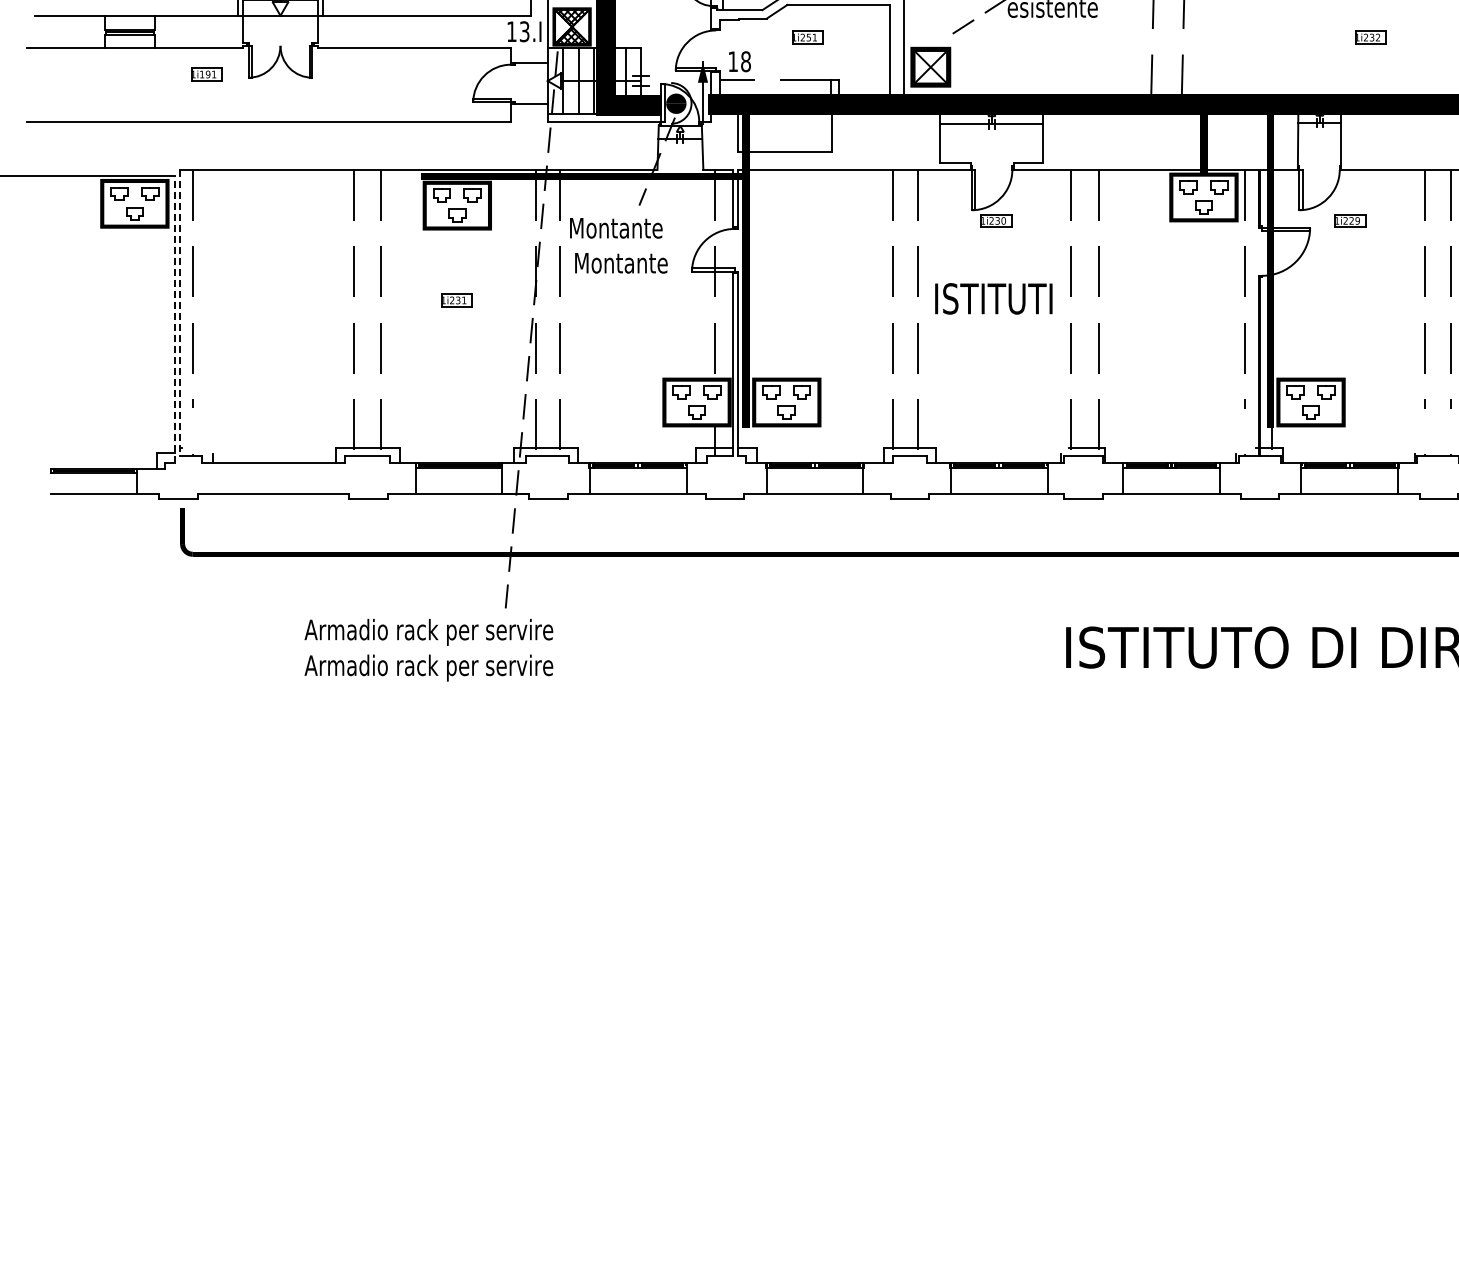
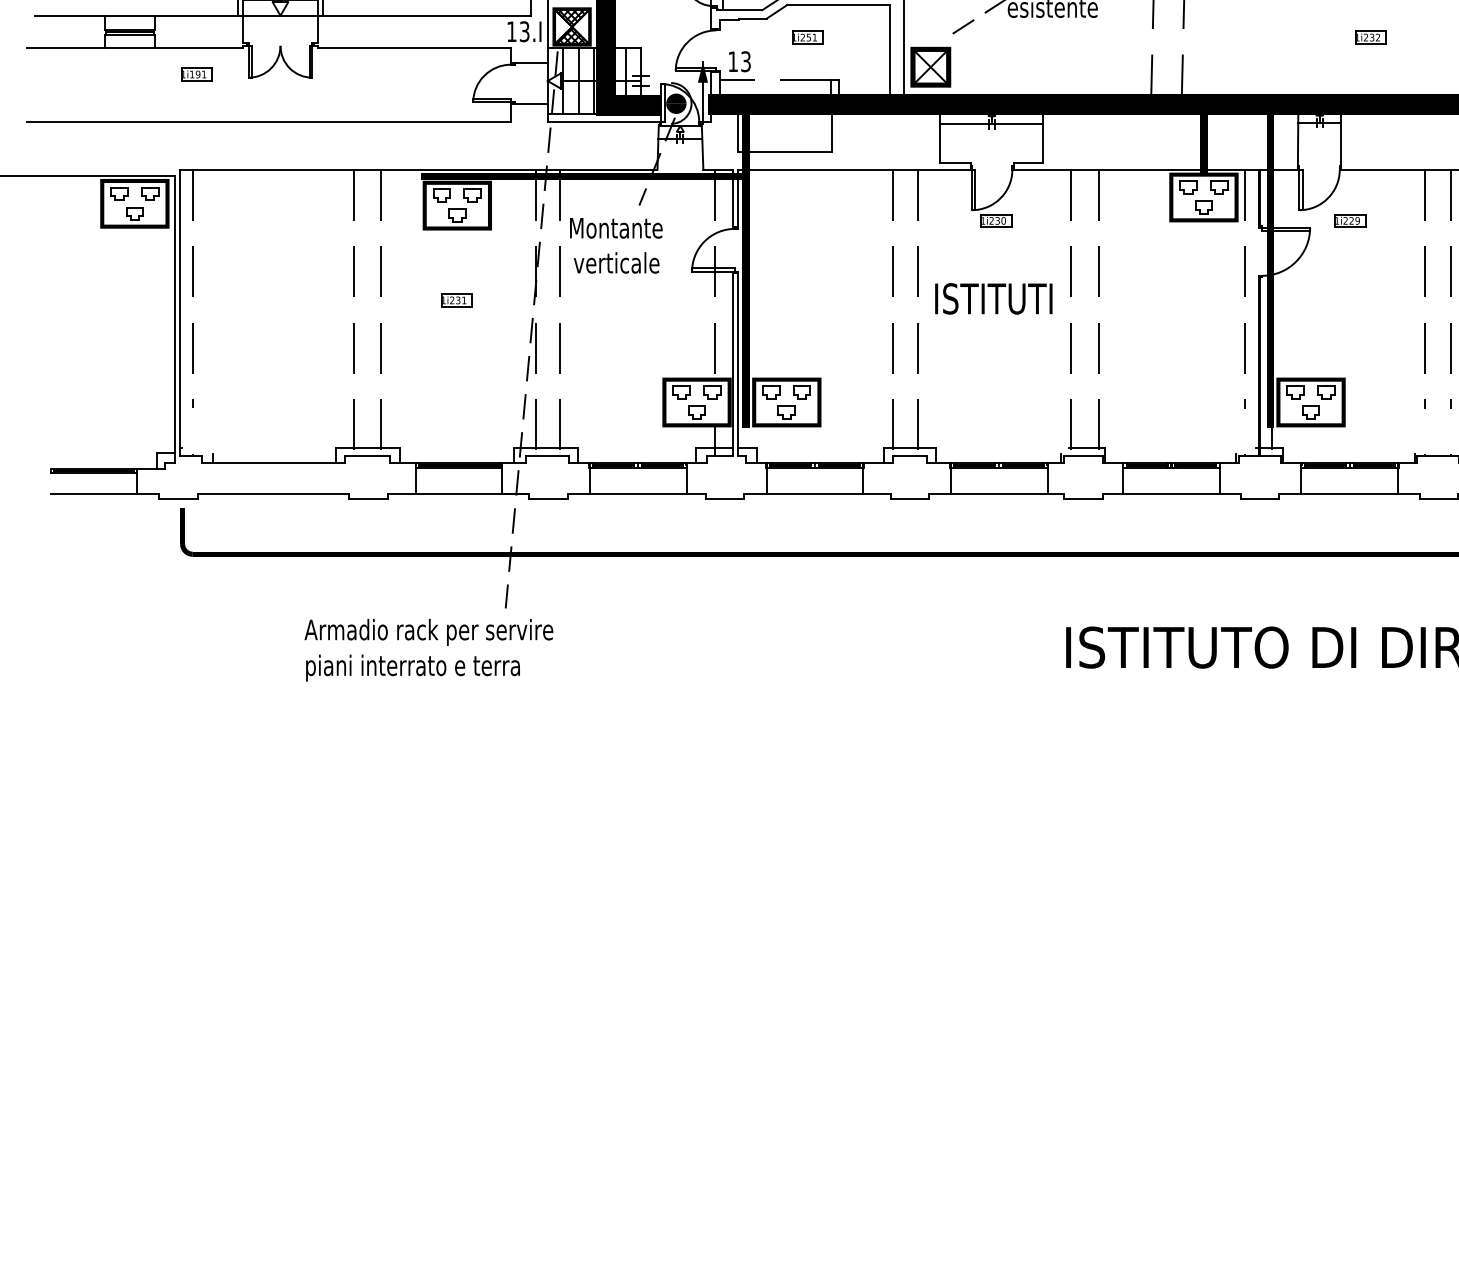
text: 18 -> 13 (745, 61)
part position: (206, 74) -> (196, 74) (196, 74)
text: Montante -> verticale (620, 262)
line: dashed -> solid (180, 313)
line: dashed -> solid (174, 319)
text: Armadio rack per servire -> piani interrato e terra (428, 667)
